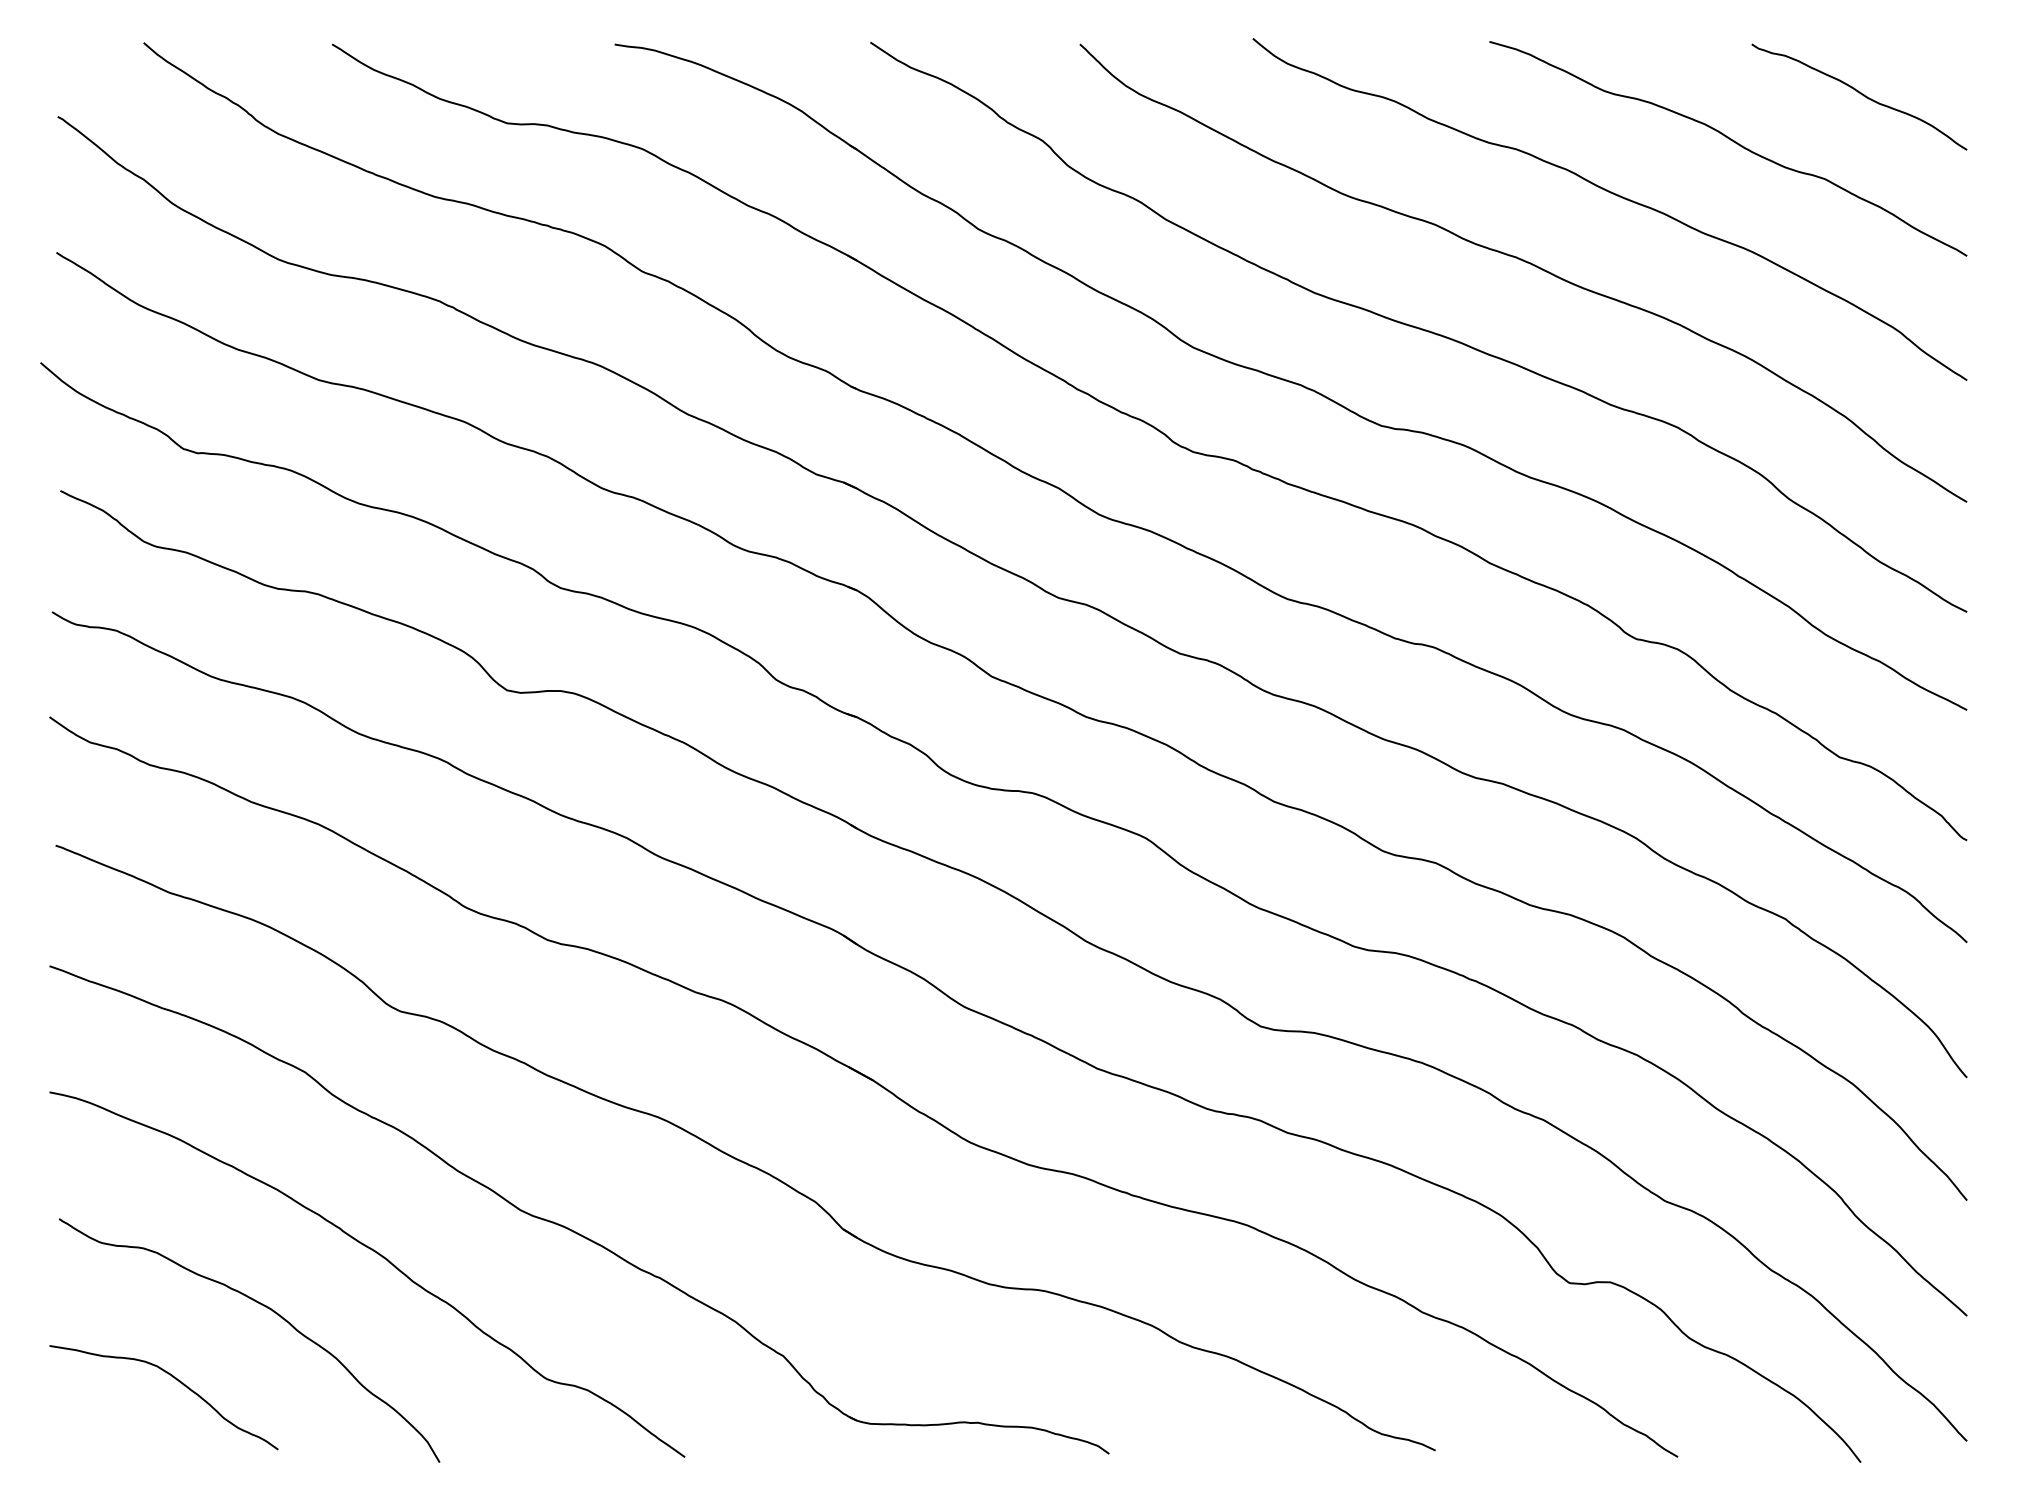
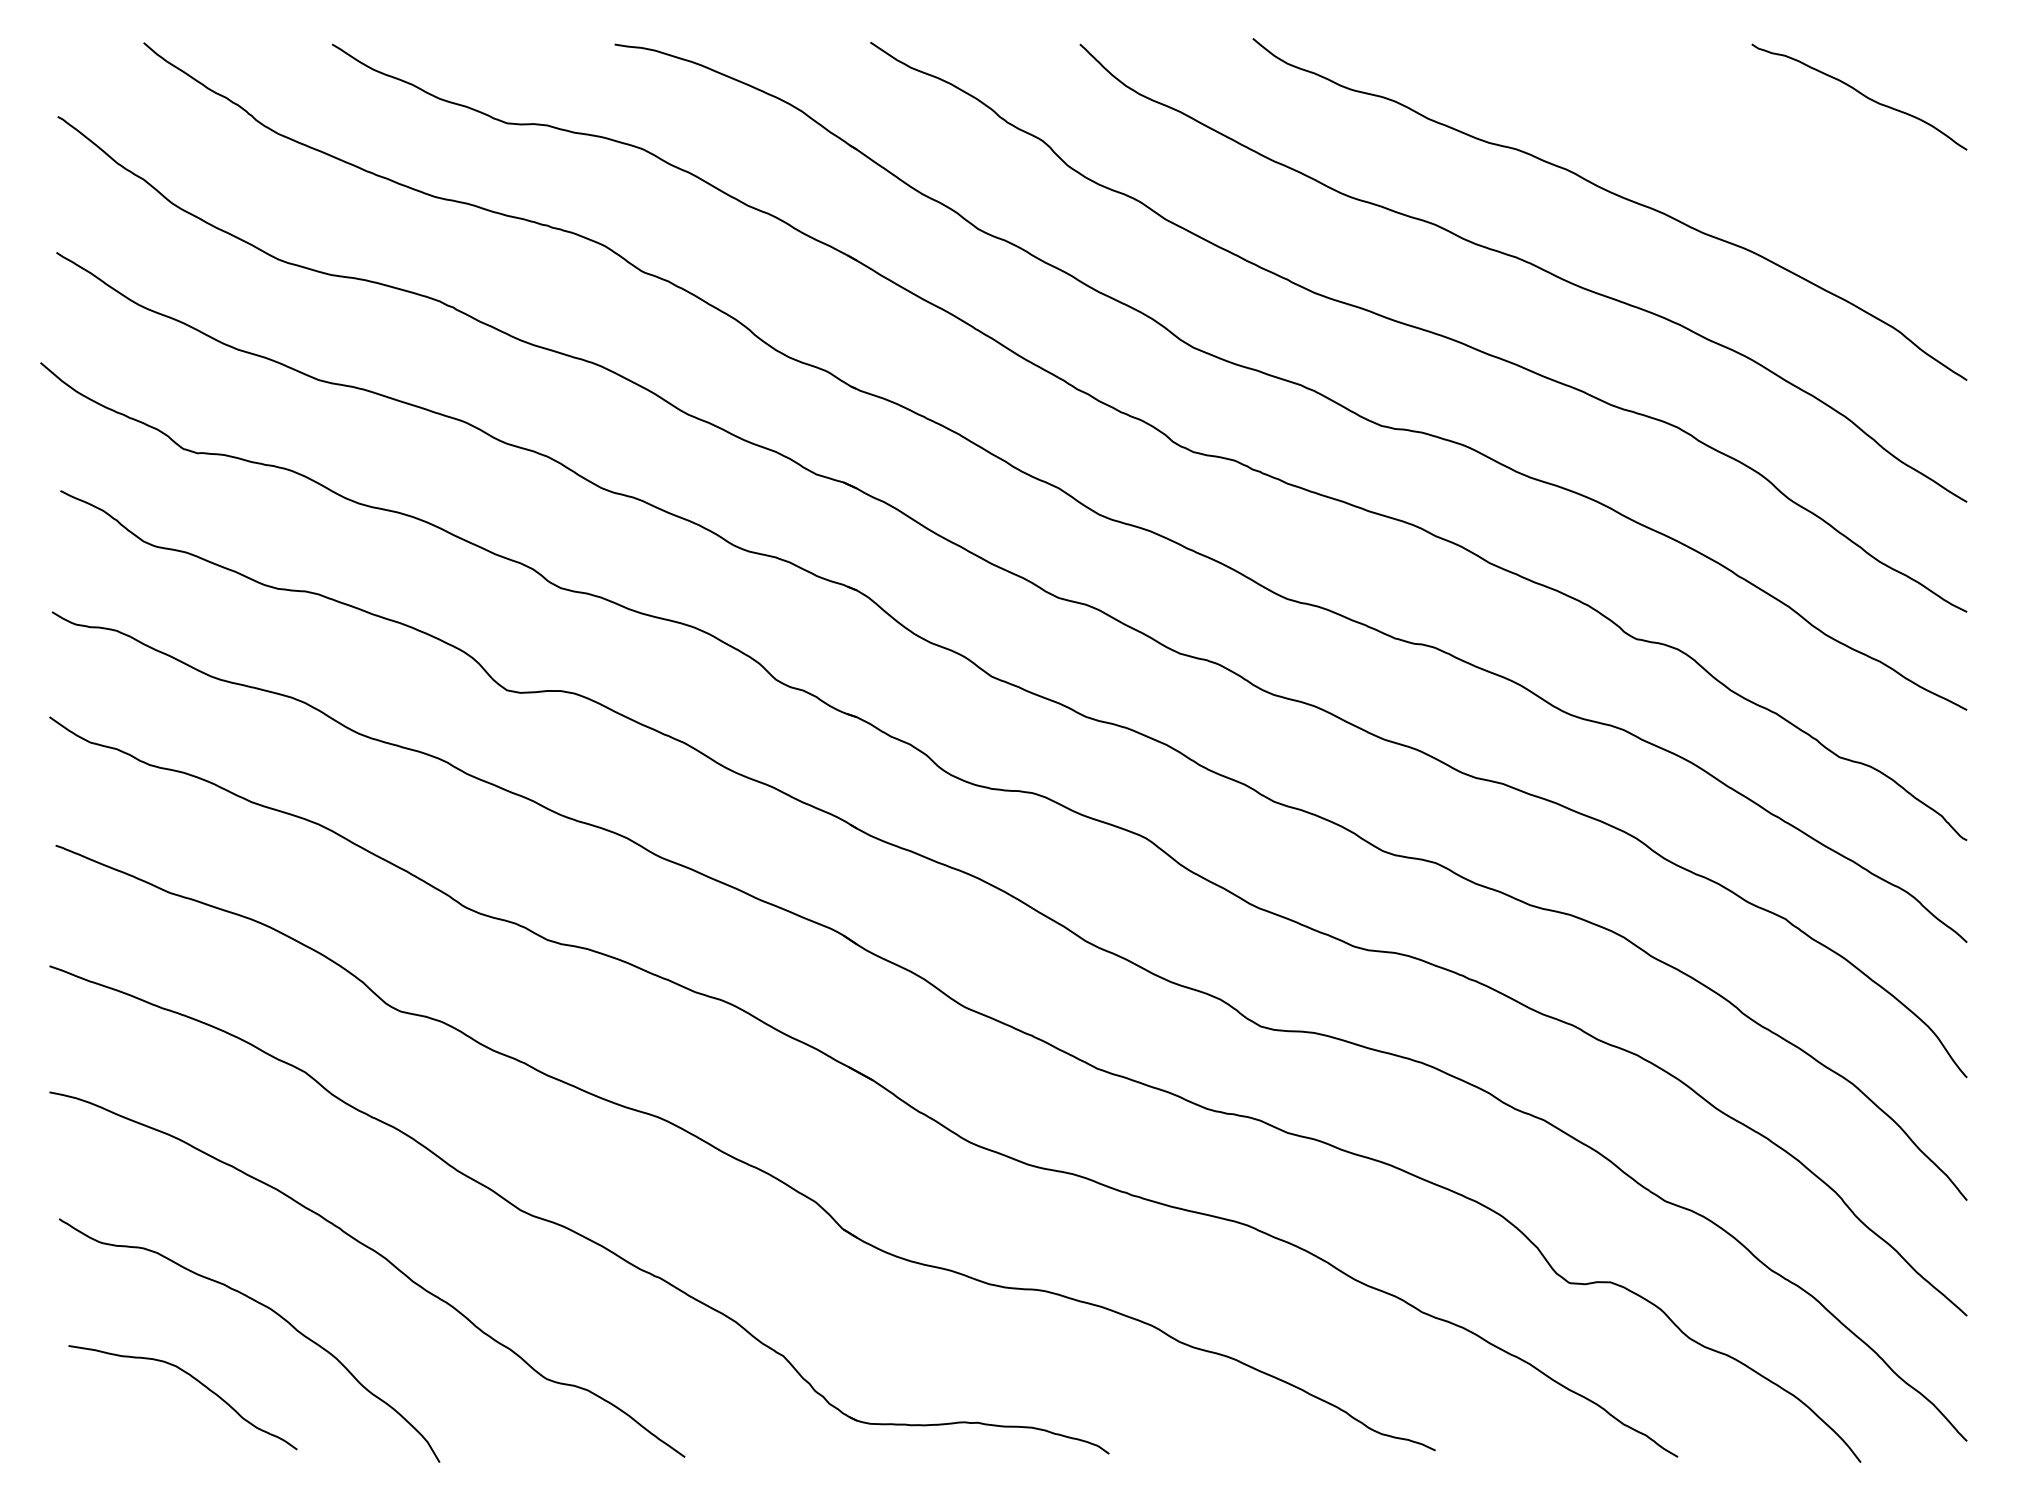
curve: present -> none (1733, 142)
curve position: (176, 1380) -> (195, 1380) (195, 1380)
